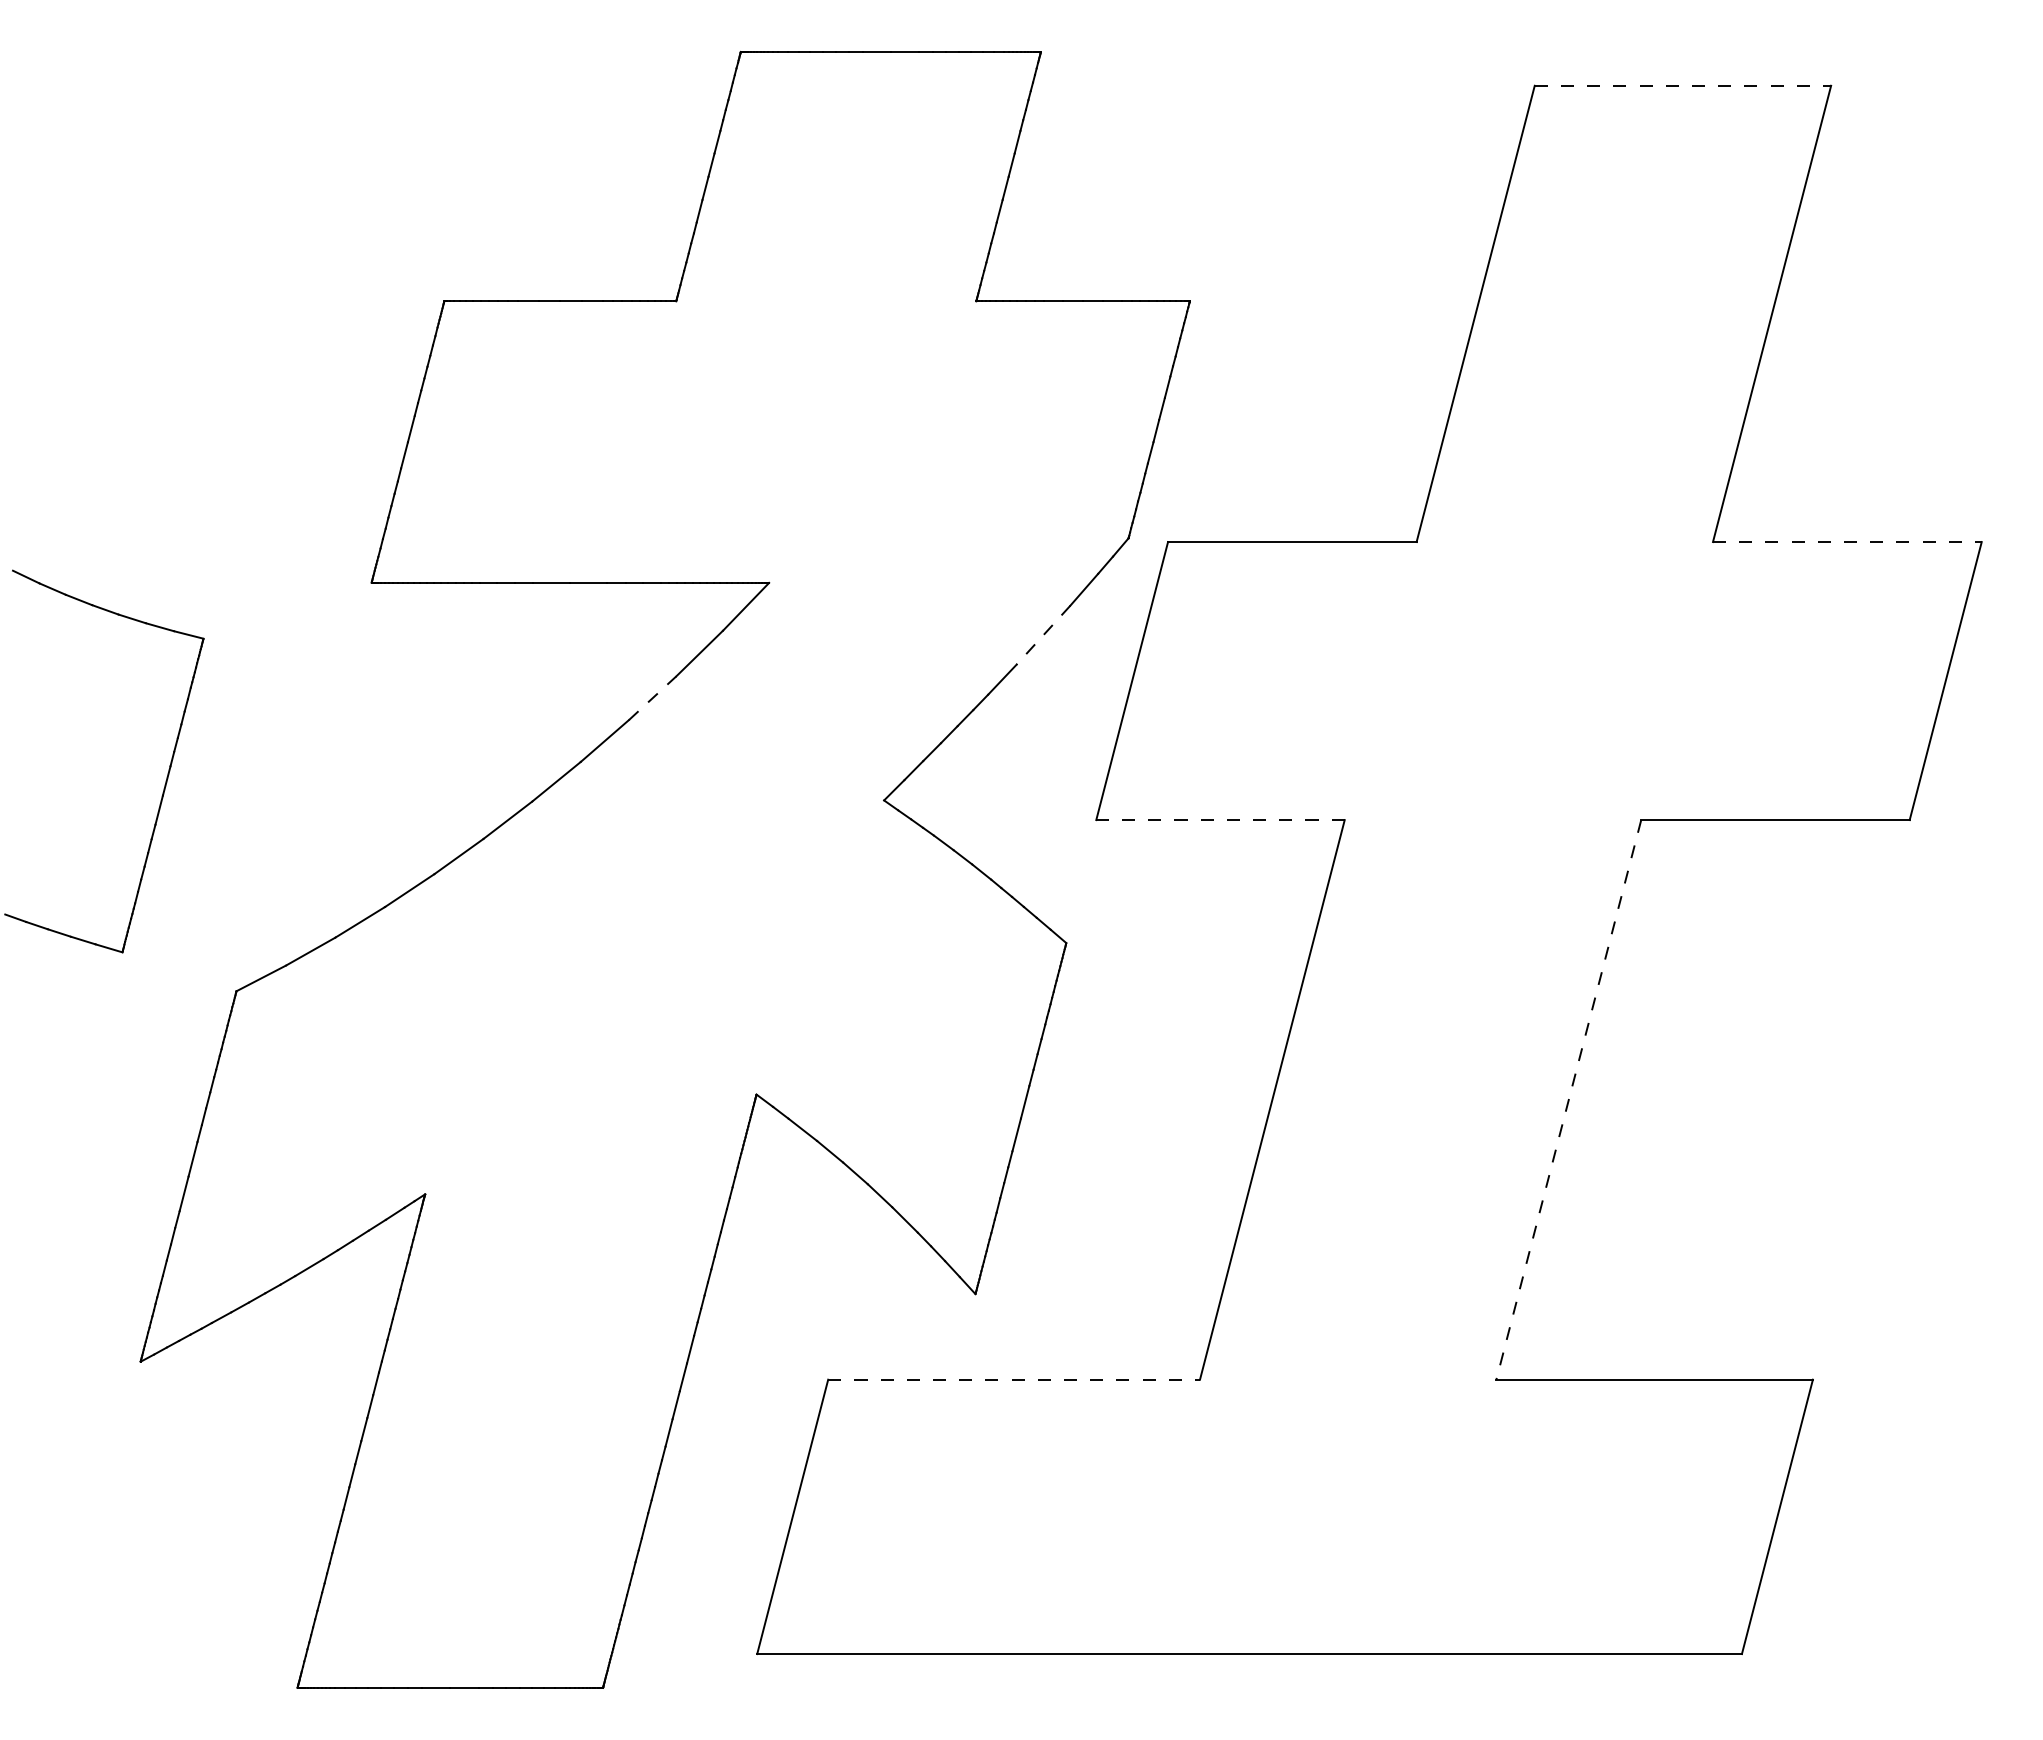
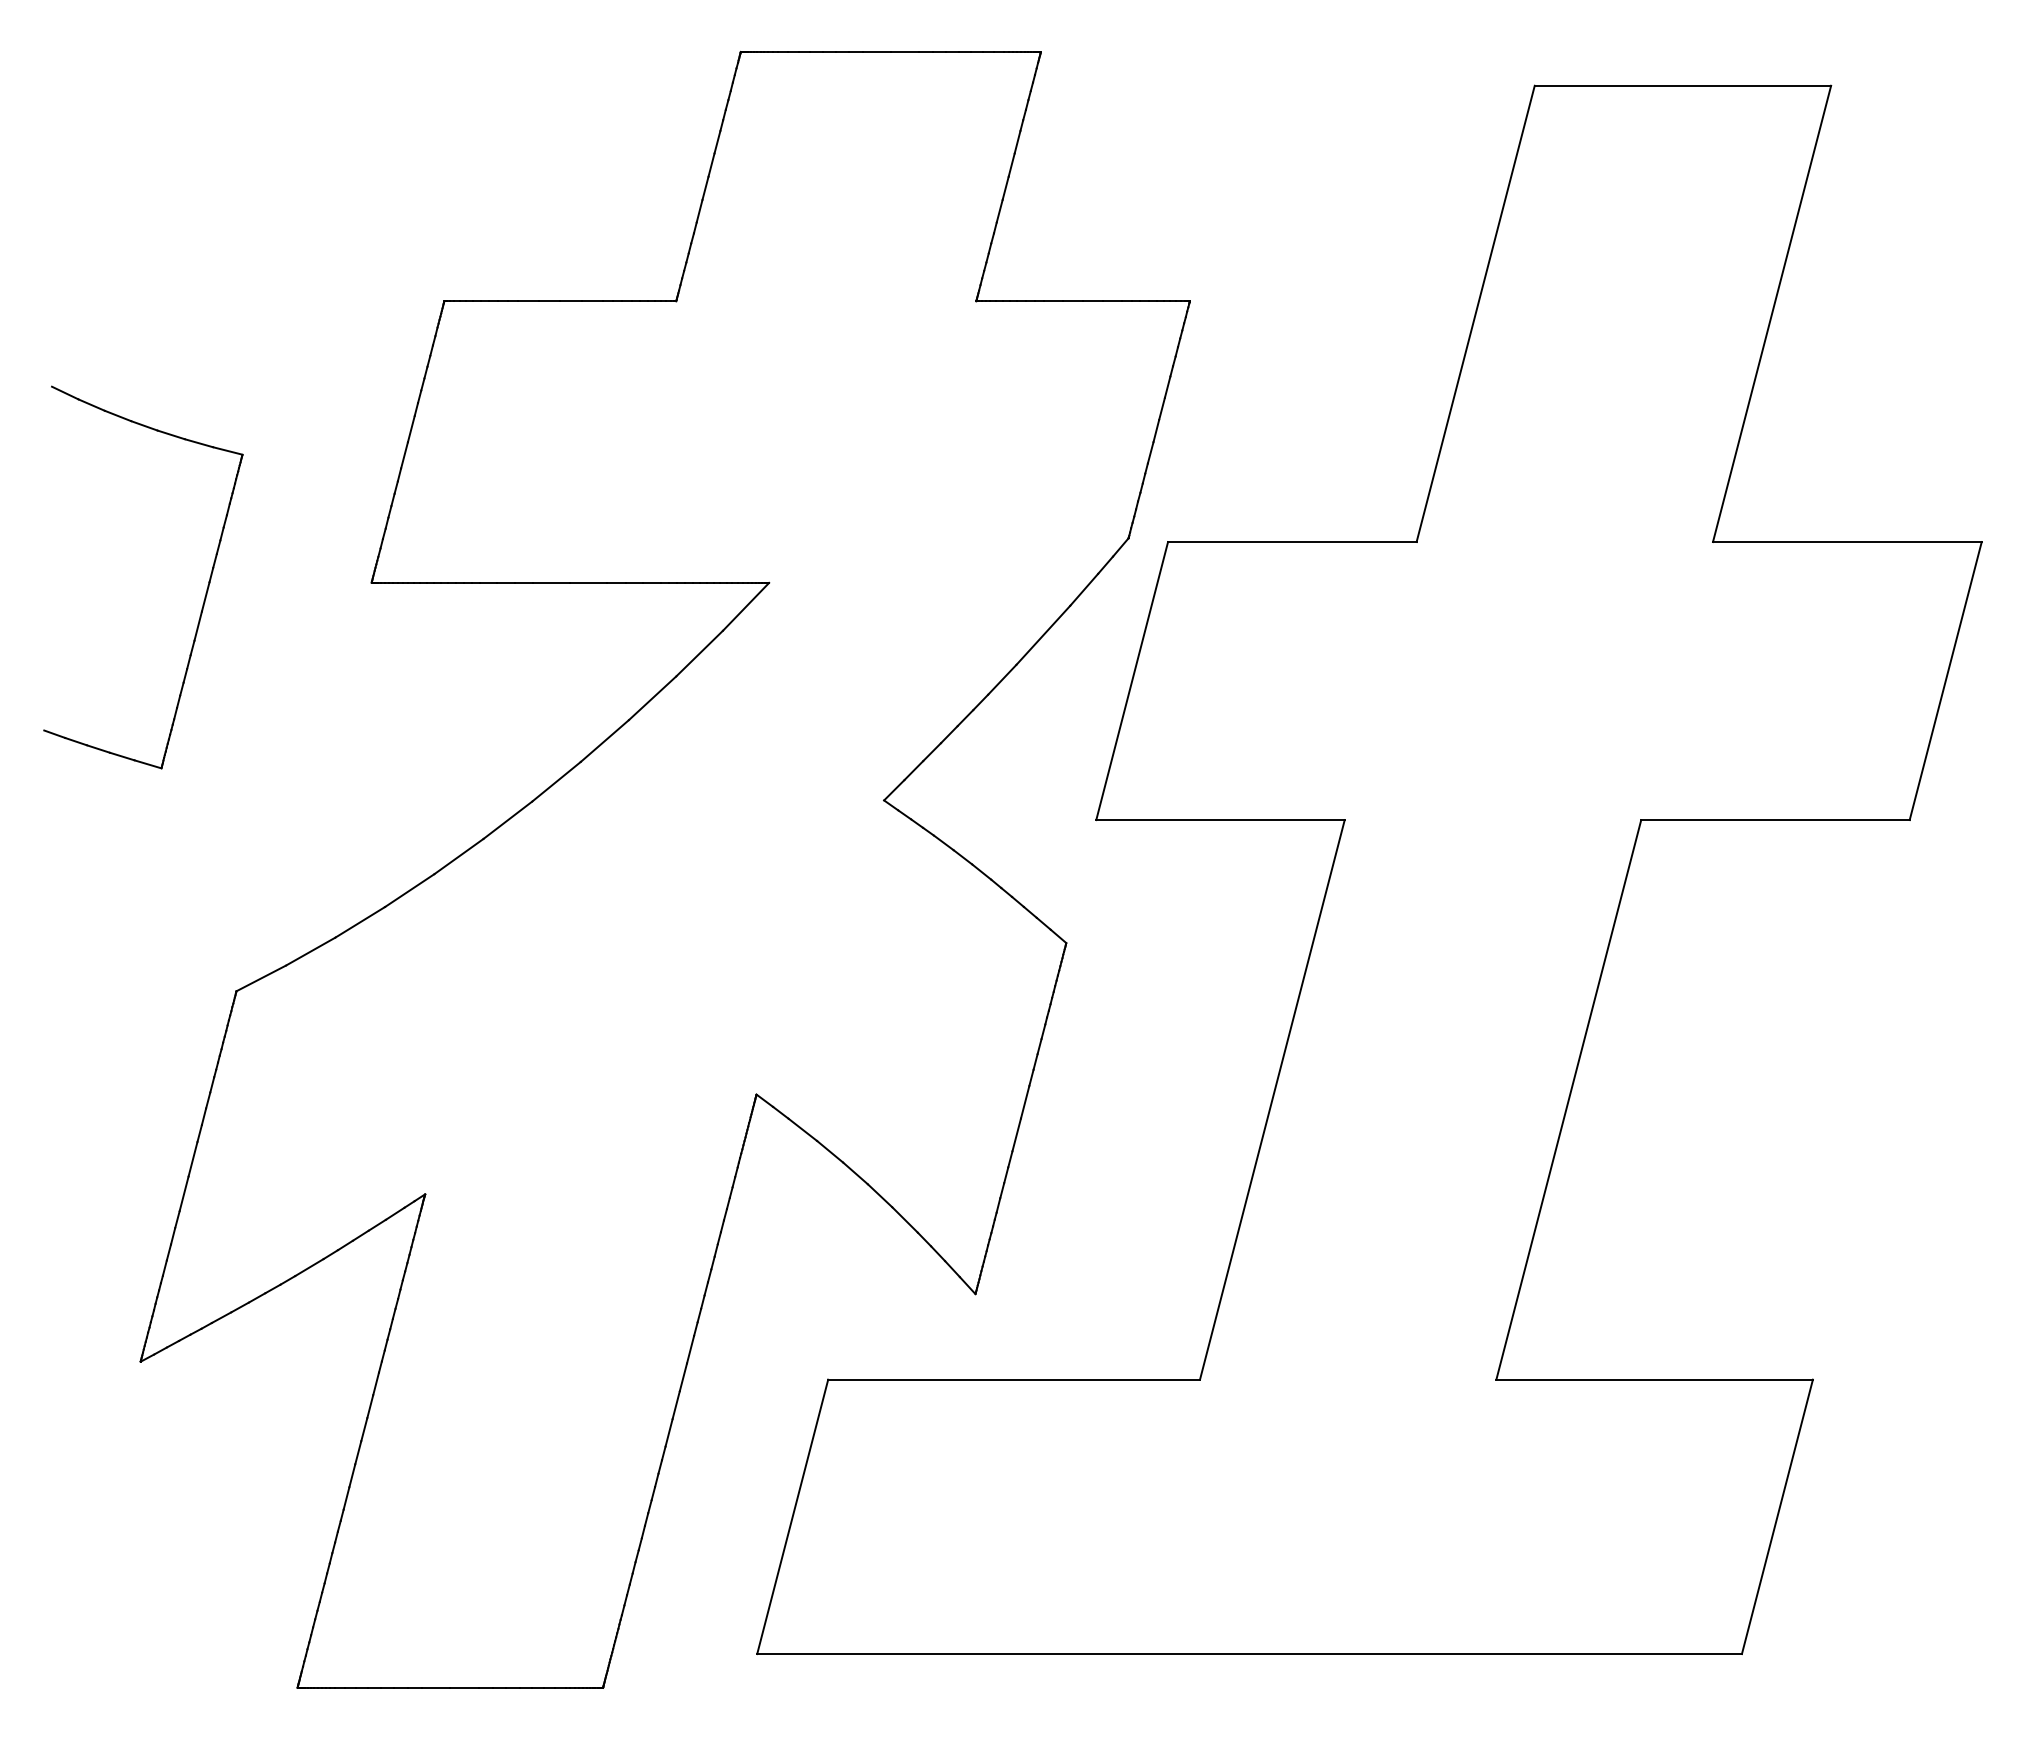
line: dashed -> solid (1683, 85)
line: dashed -> solid (1847, 542)
line: dashed -> solid (1043, 635)
line: dashed -> solid (652, 697)
part position: (165, 780) -> (204, 596) (204, 596)
line: dashed -> solid (1220, 820)
line: dashed -> solid (1568, 1100)
line: dashed -> solid (1014, 1379)
